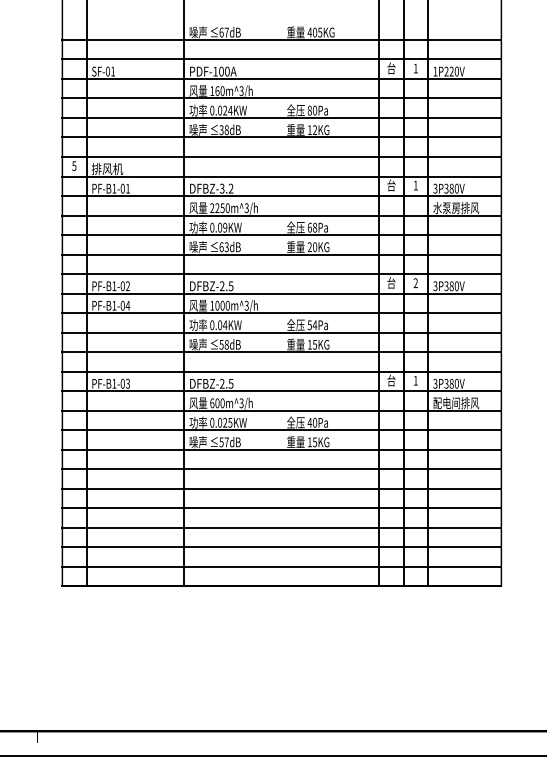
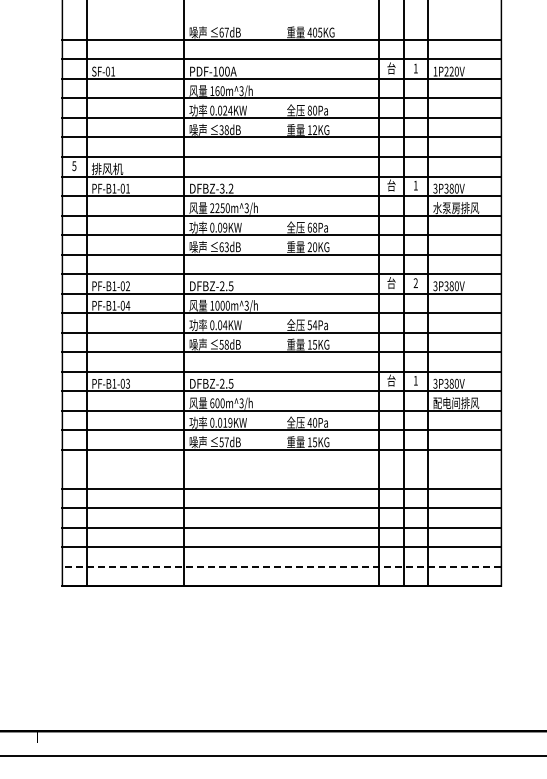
text: 0.025KW -> 0.019KW (227, 422)
line: present -> none (281, 469)
line: solid -> dashed (281, 566)
